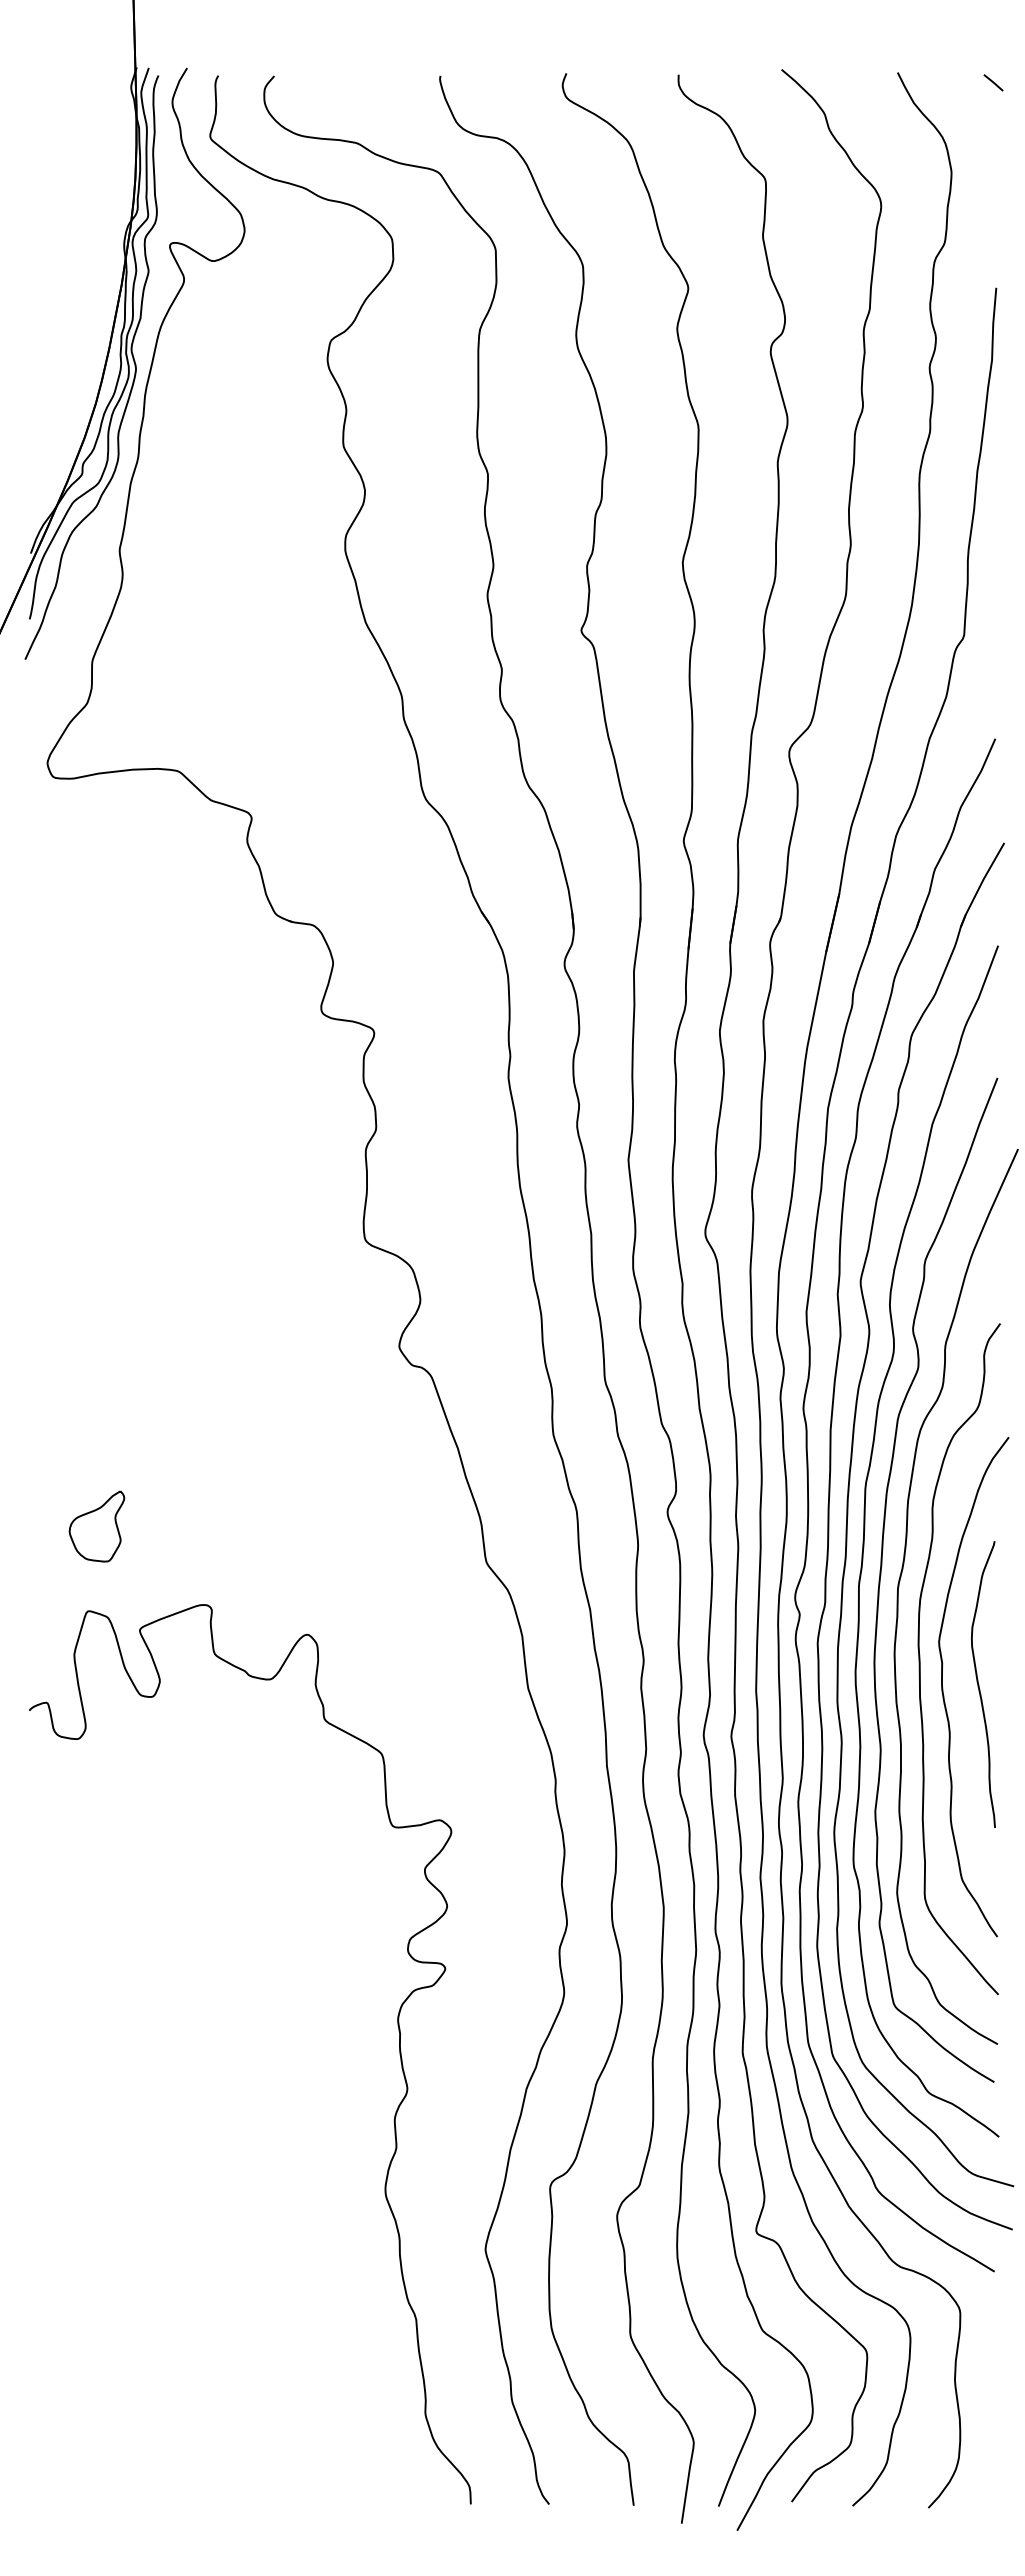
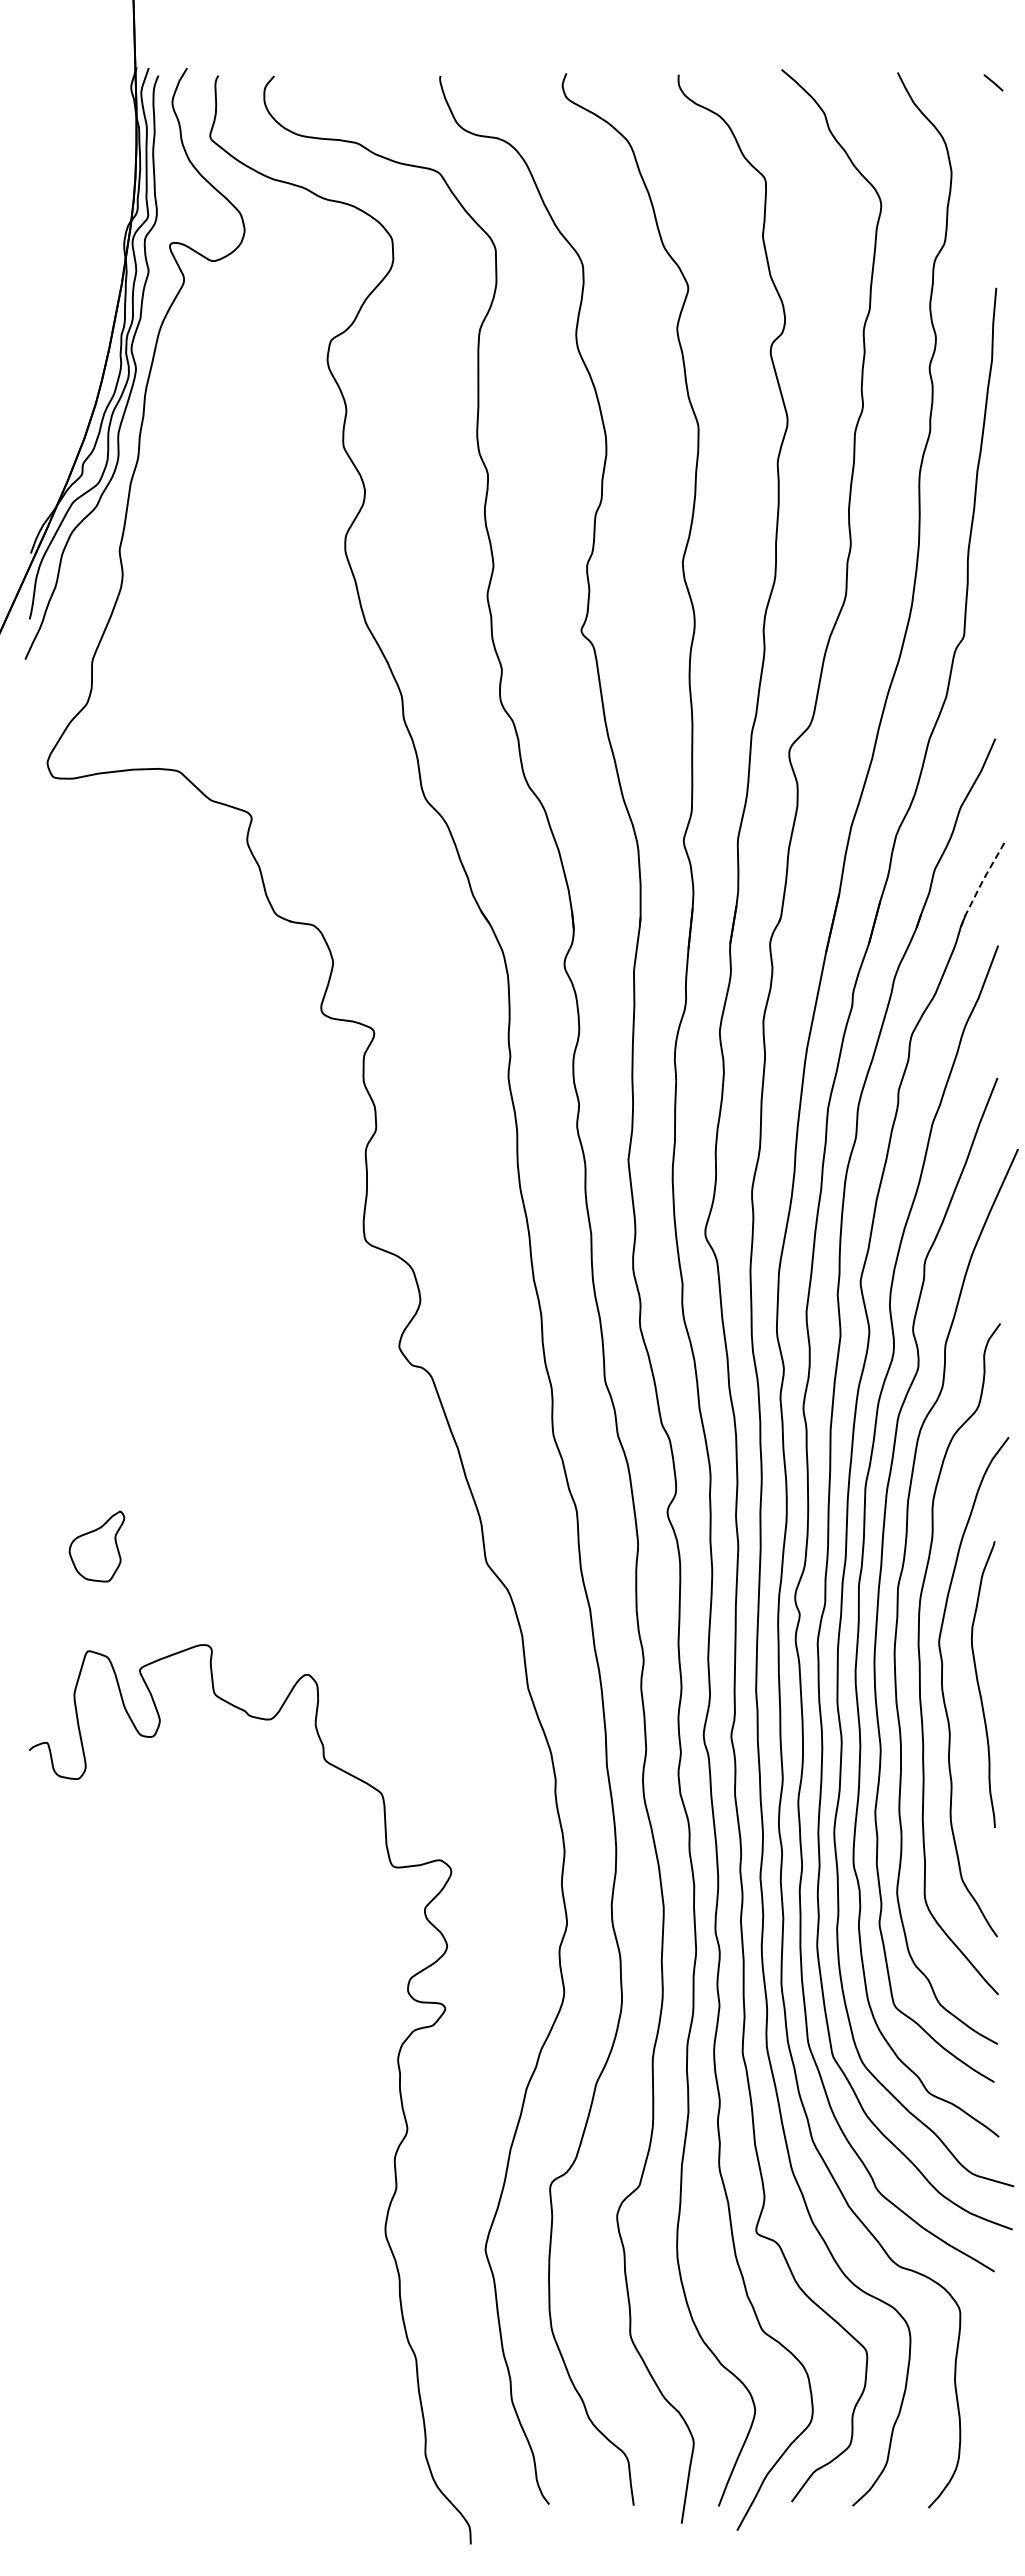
line: solid -> dashed (981, 884)
part position: (96, 1526) -> (96, 1546) (96, 1546)
curve position: (399, 2054) -> (399, 2094) (399, 2094)
